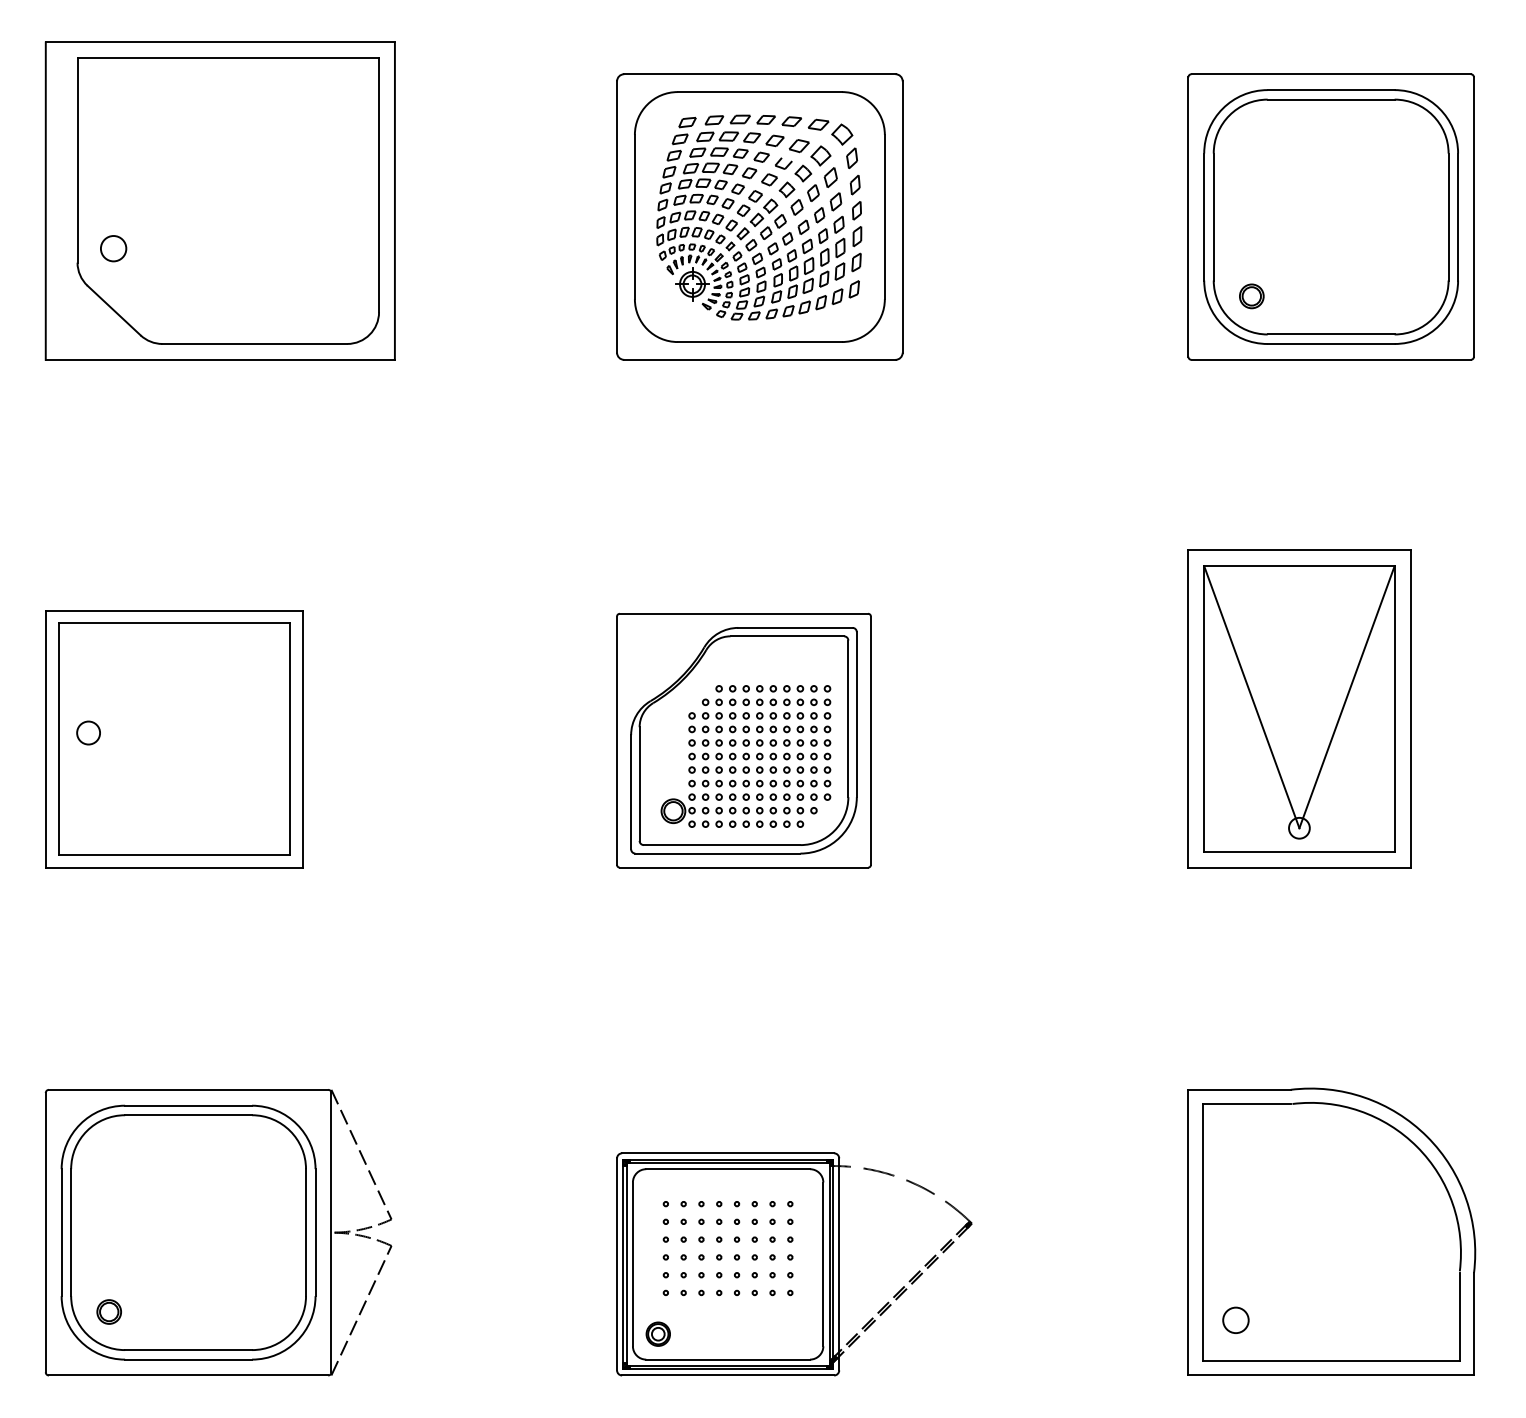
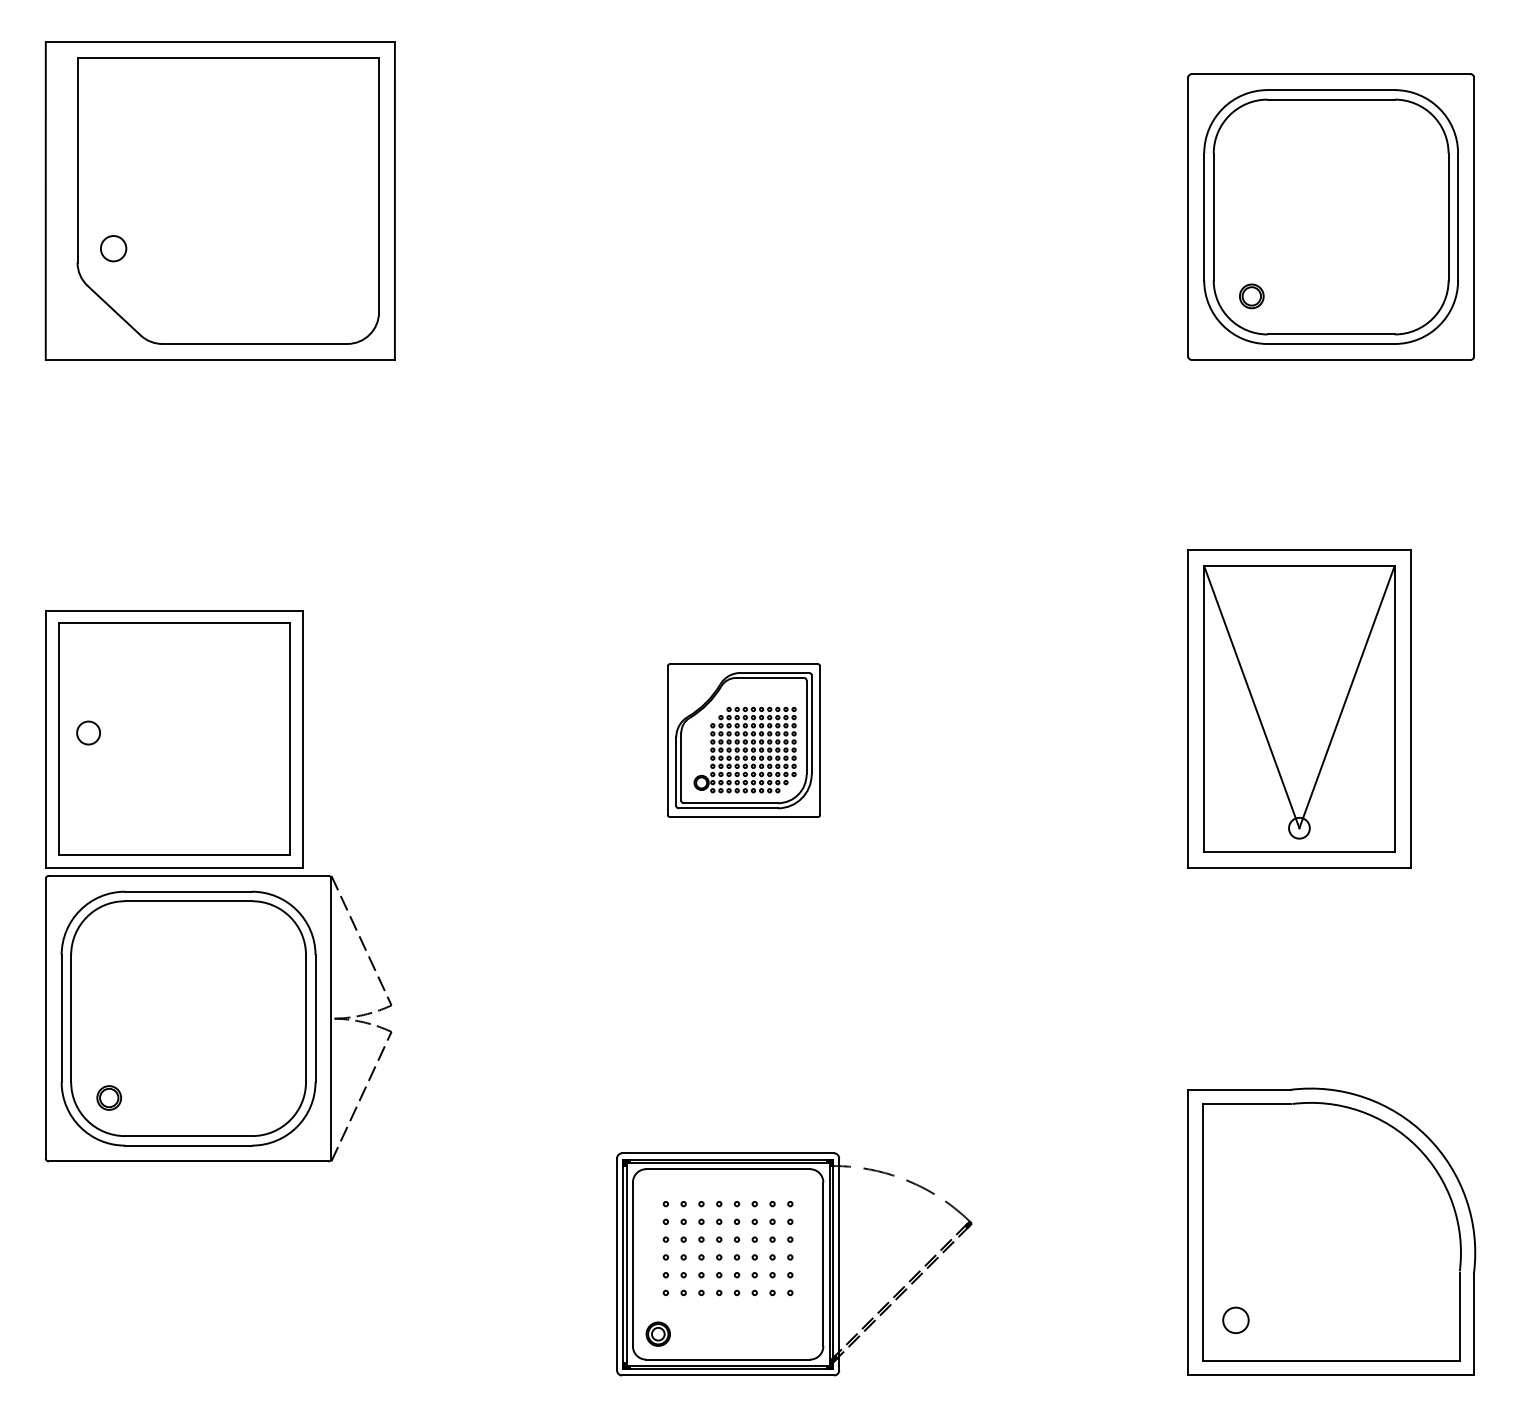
part: present -> none (759, 216)
part size: 256x257 px -> 154x155 px (743, 740)
part position: (218, 1232) -> (218, 1018) (218, 1018)
